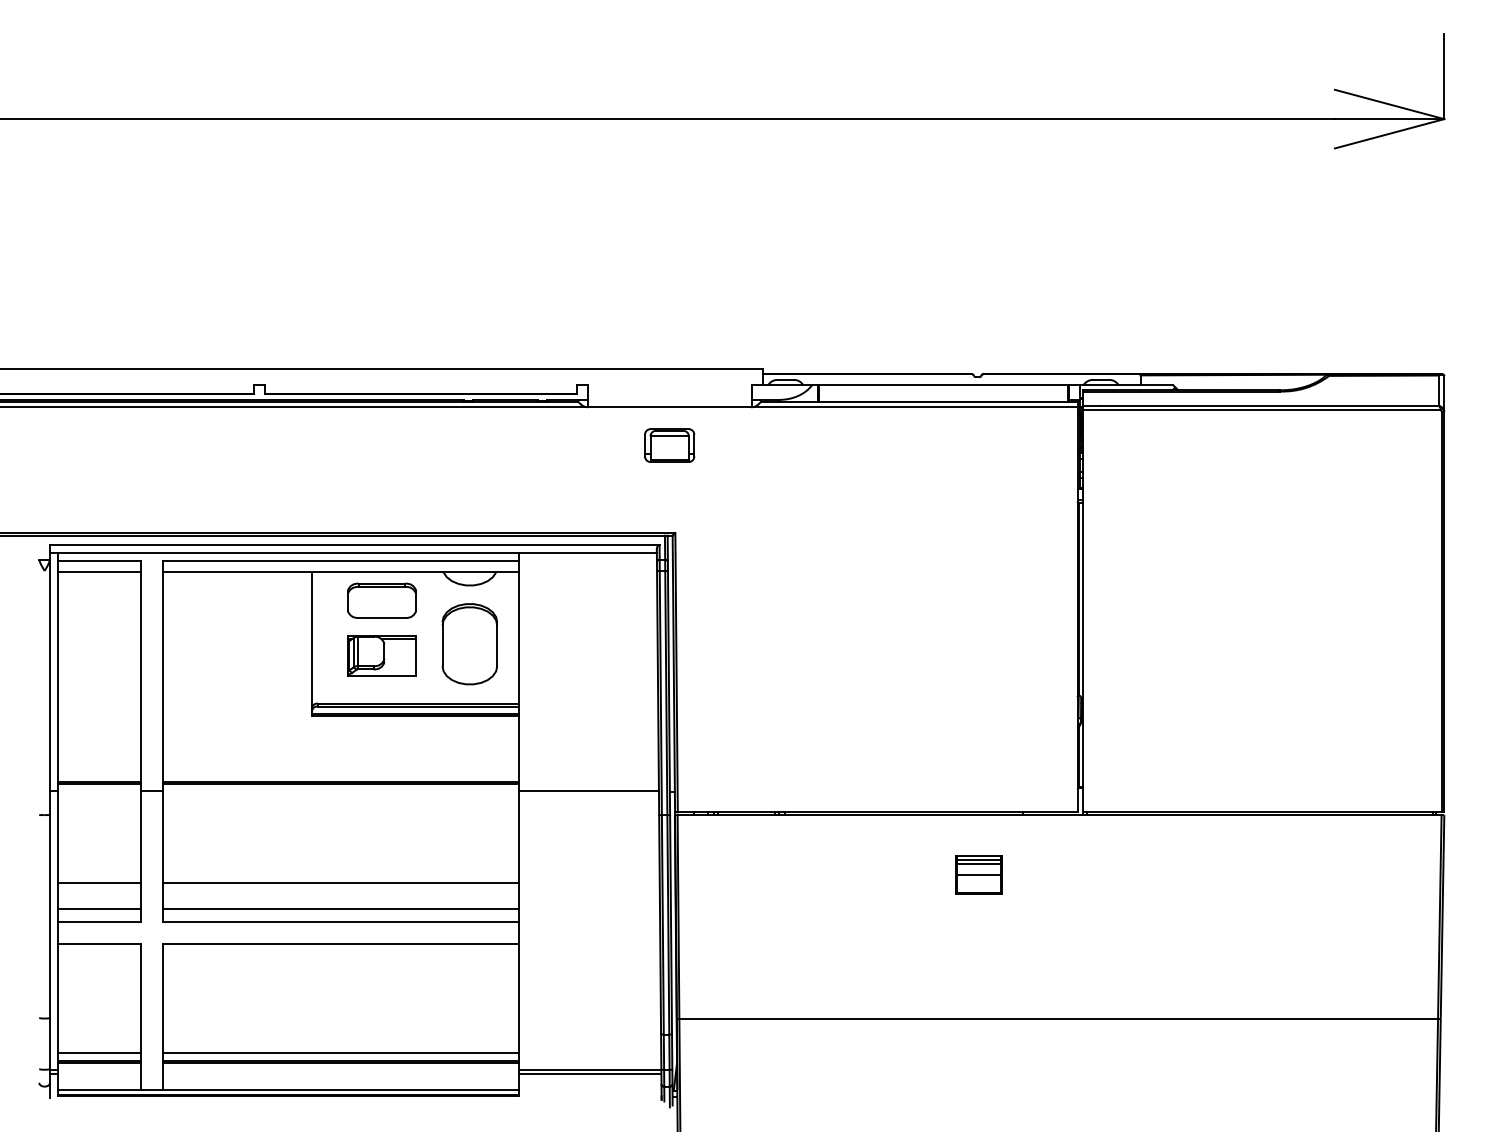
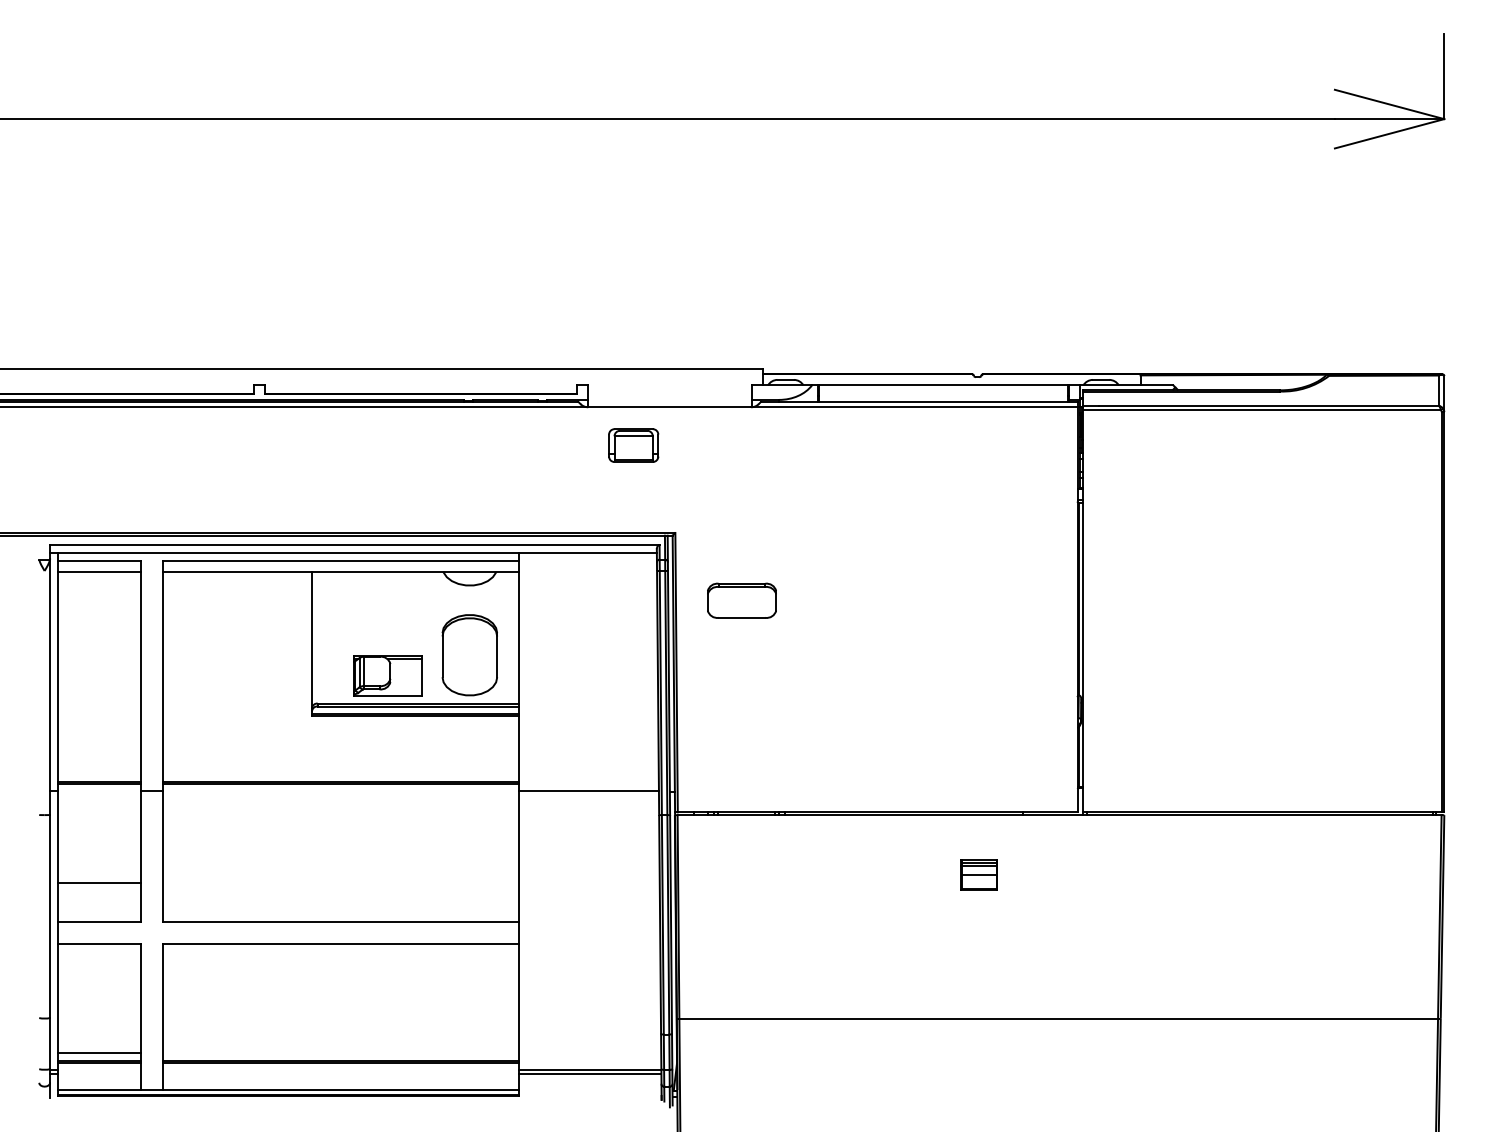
part position: (669, 445) -> (633, 445) (633, 445)
part position: (381, 600) -> (741, 600) (741, 600)
part position: (469, 644) -> (469, 655) (469, 655)
part position: (381, 655) -> (387, 675) (387, 675)
part size: 48x40 px -> 38x32 px (978, 874)
line: present -> none (341, 883)
line: present -> none (99, 908)
line: present -> none (341, 908)
line: present -> none (341, 1053)
